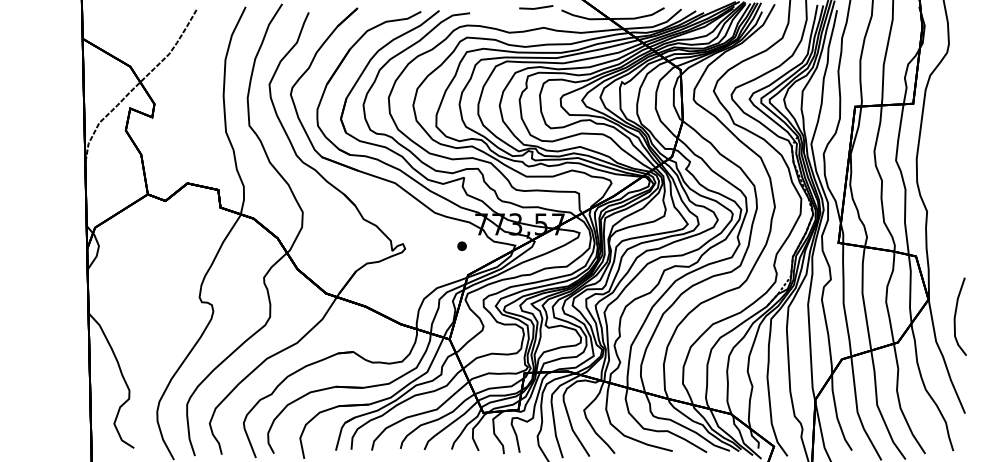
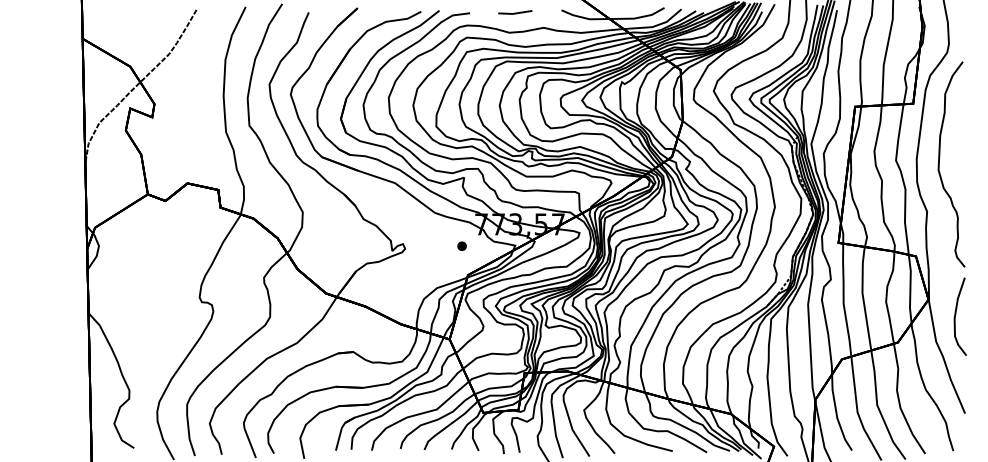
line position: (536, 7) -> (515, 12) (515, 12)
curve: none -> present (939, 164)
